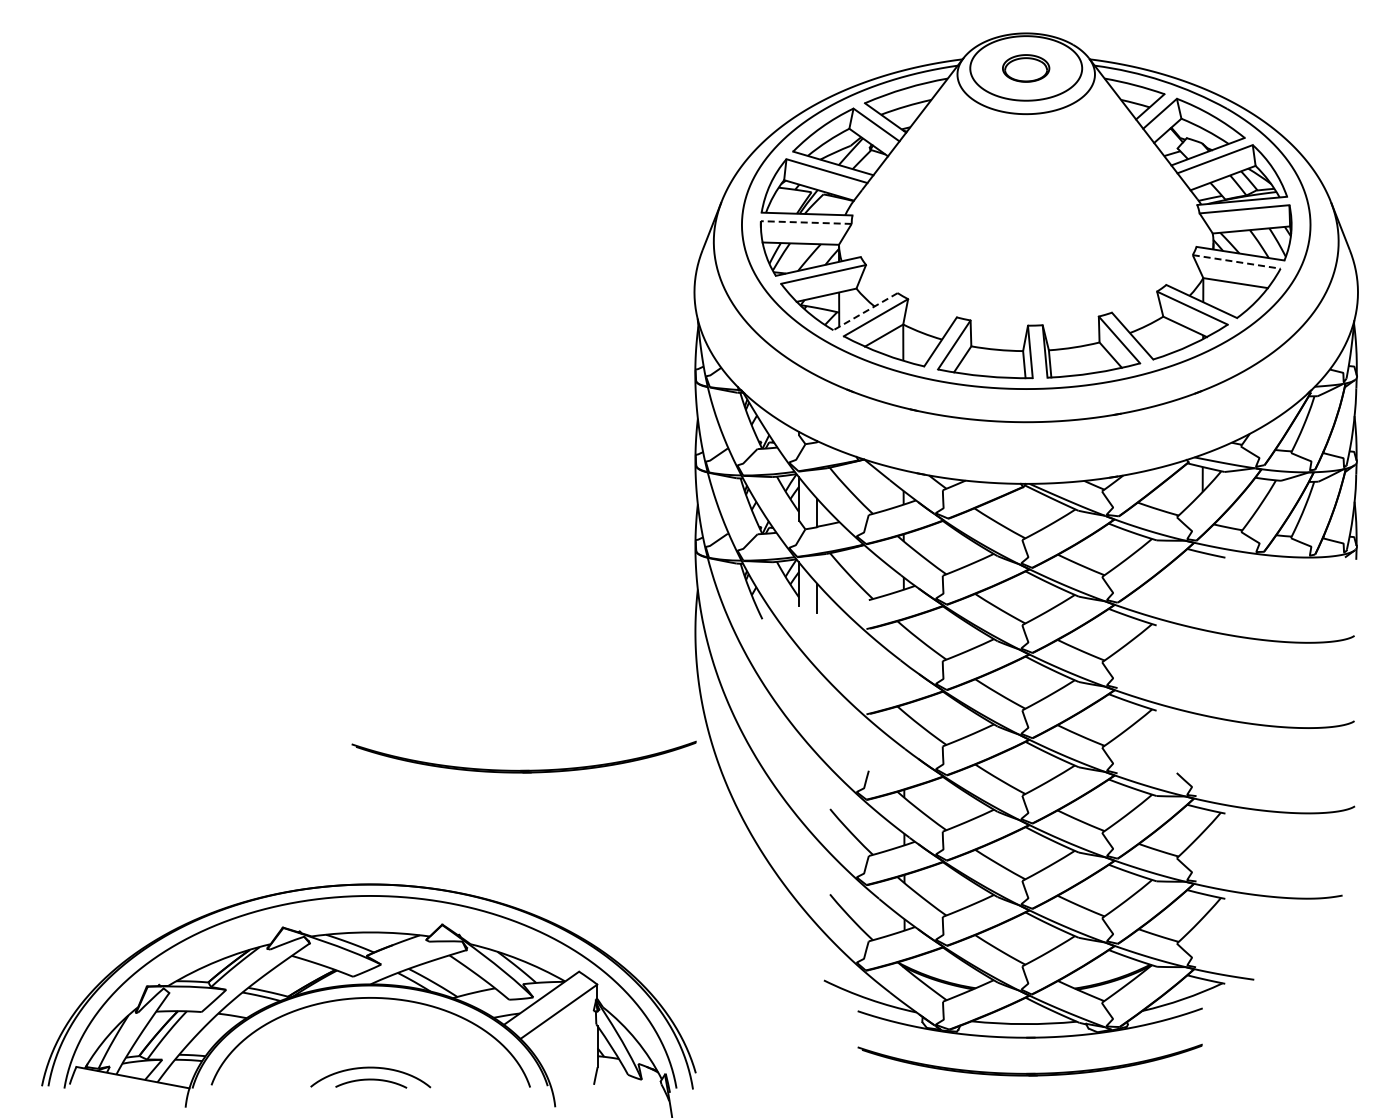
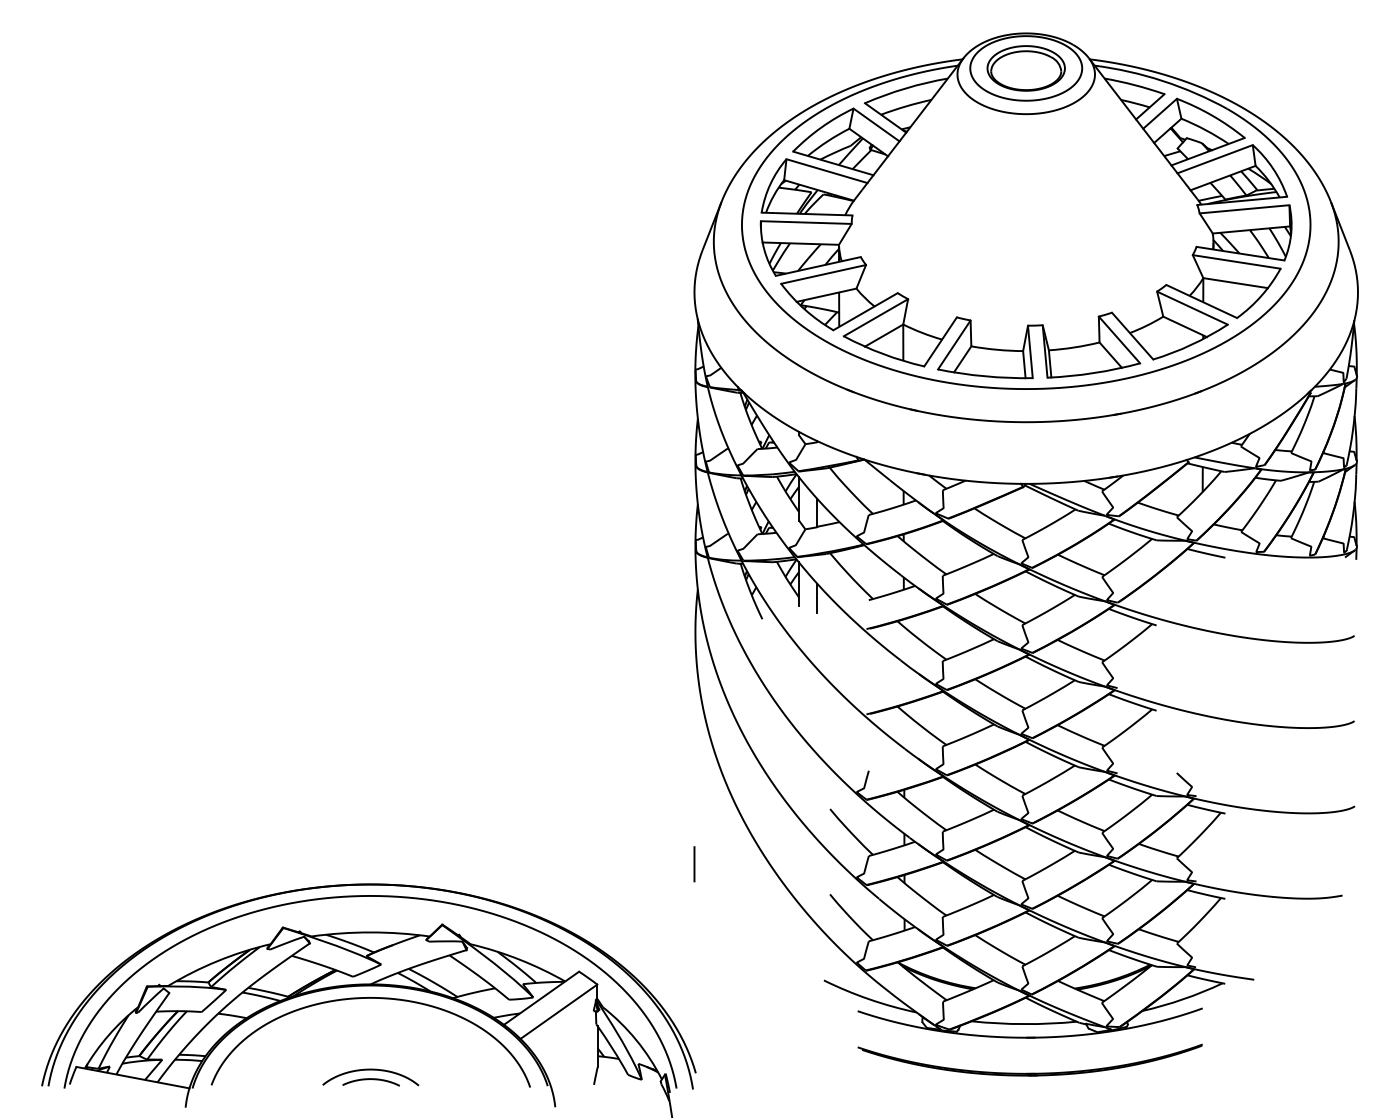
part size: 49x29 px -> 80x47 px (1025, 68)
line: dashed -> solid (805, 222)
line: dashed -> solid (1237, 262)
line: dashed -> solid (865, 311)
part: present -> none (523, 769)
line: none -> present (694, 864)
part size: 122x23 px -> 98x19 px (370, 1077)
